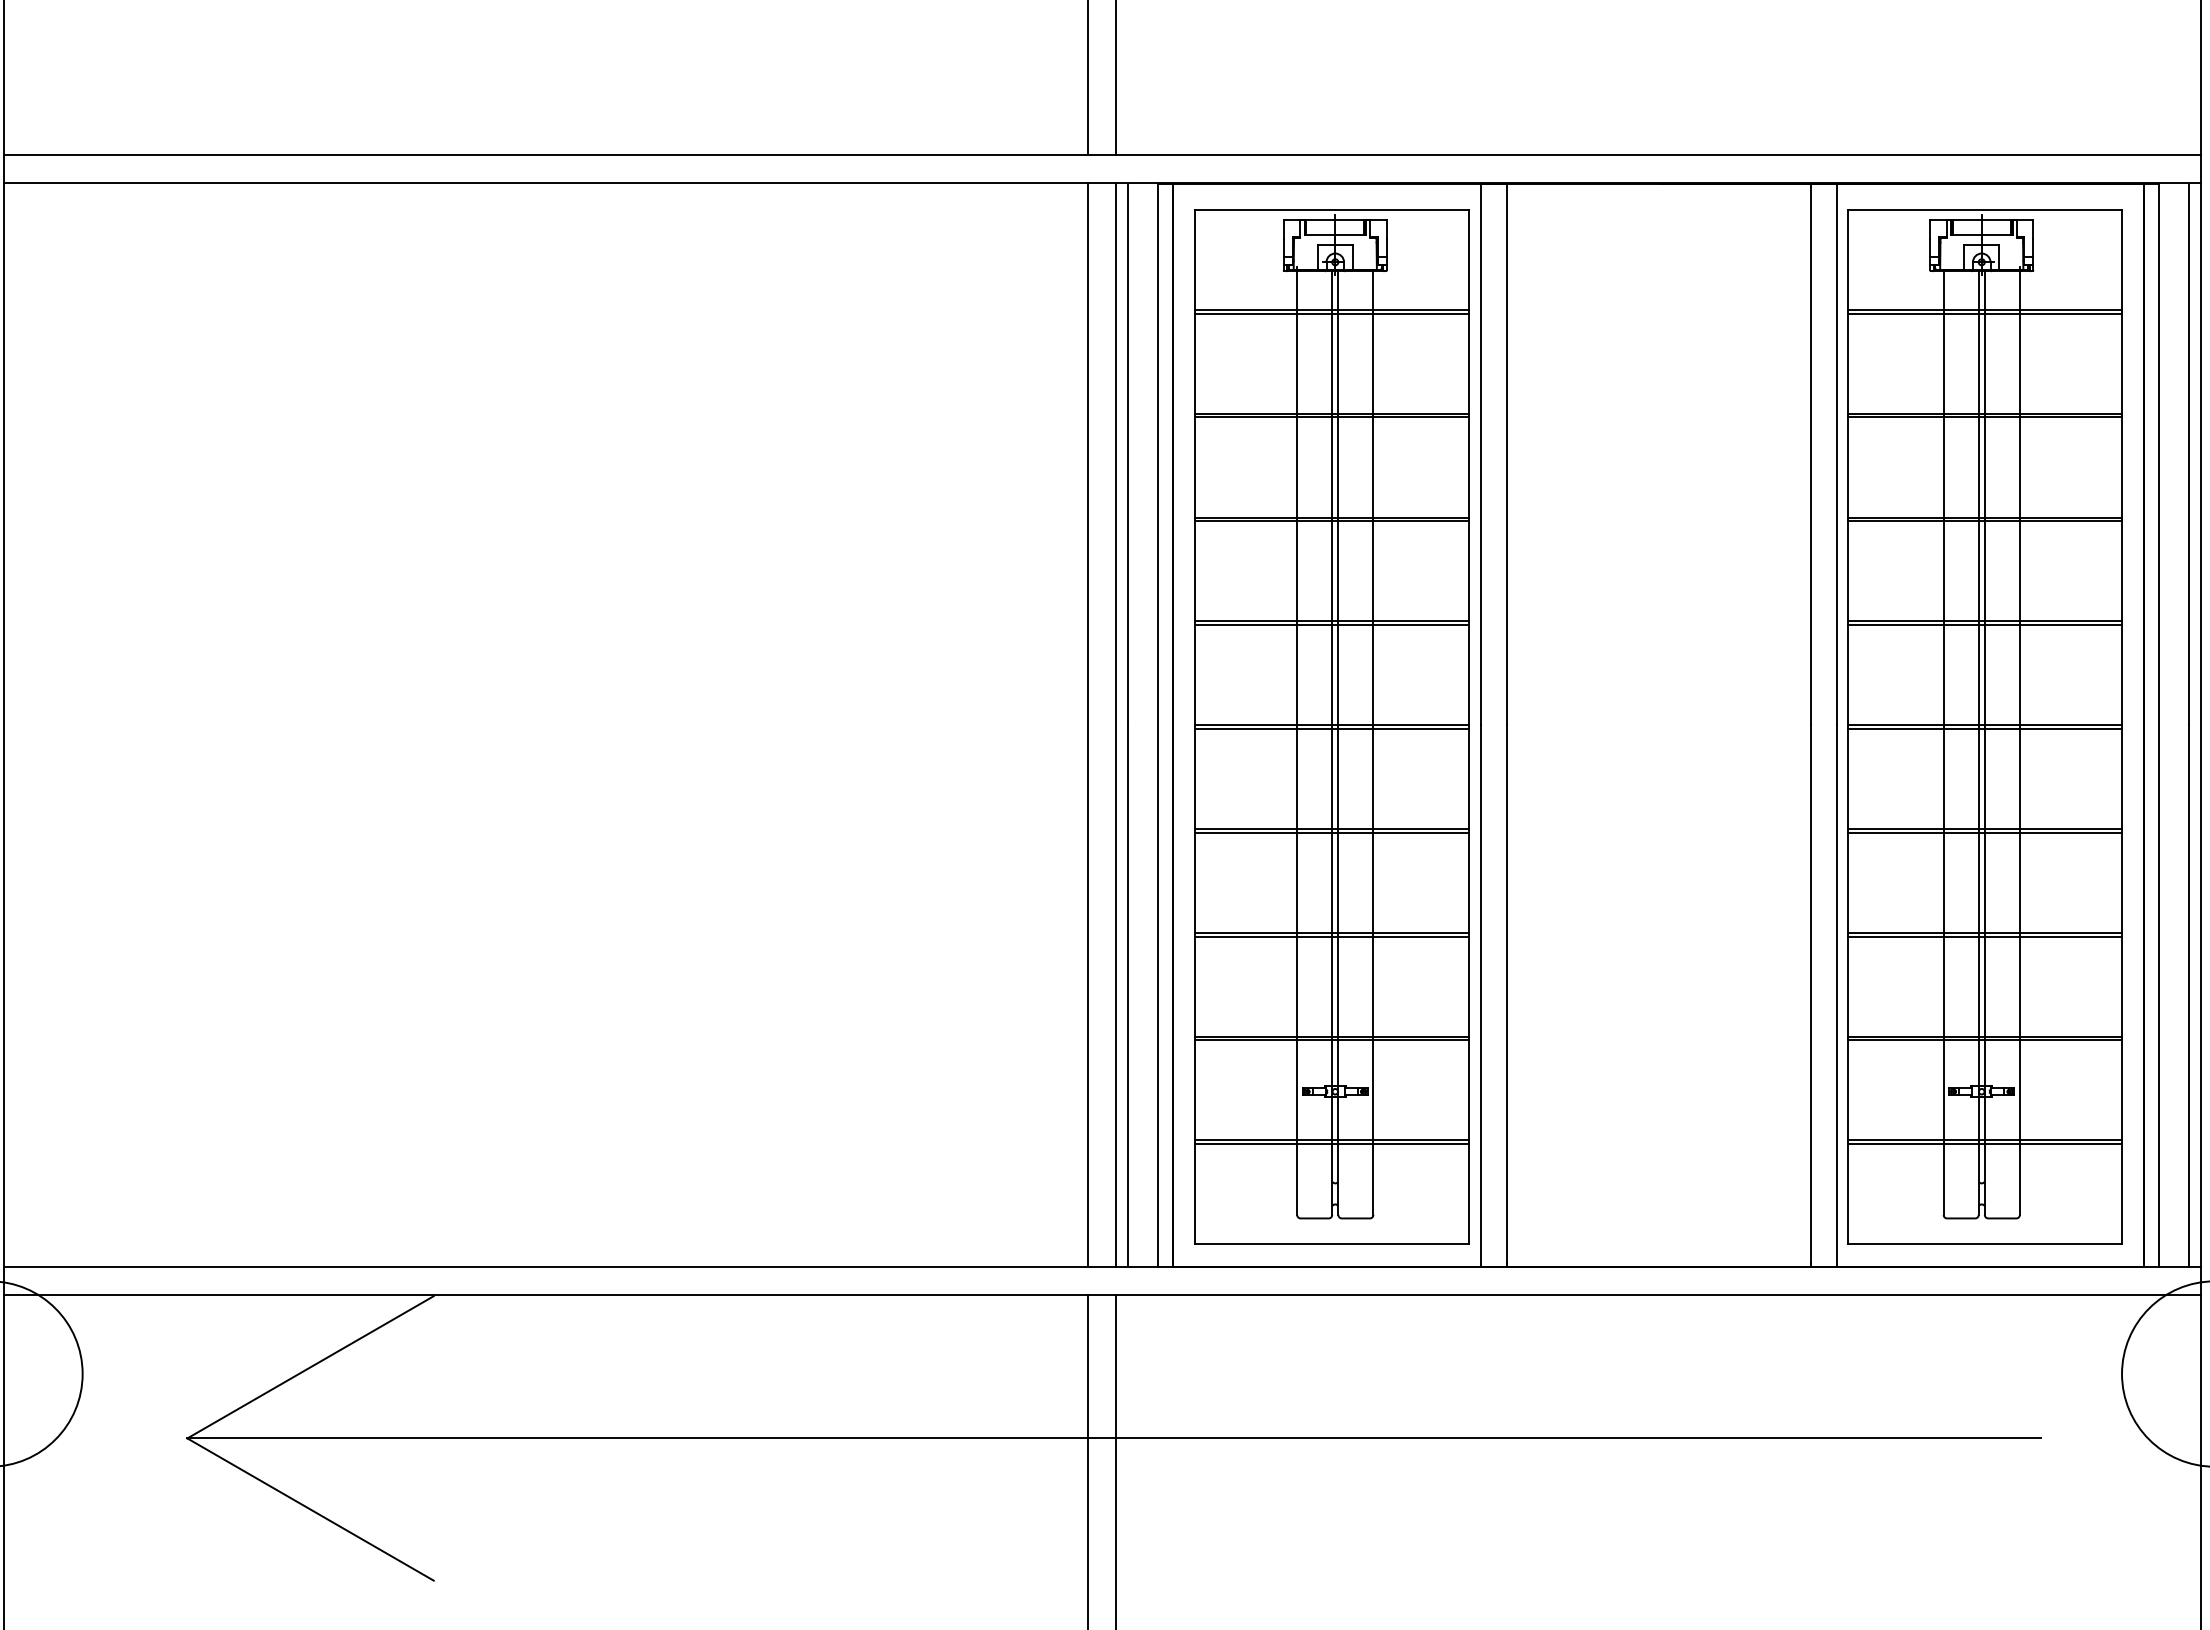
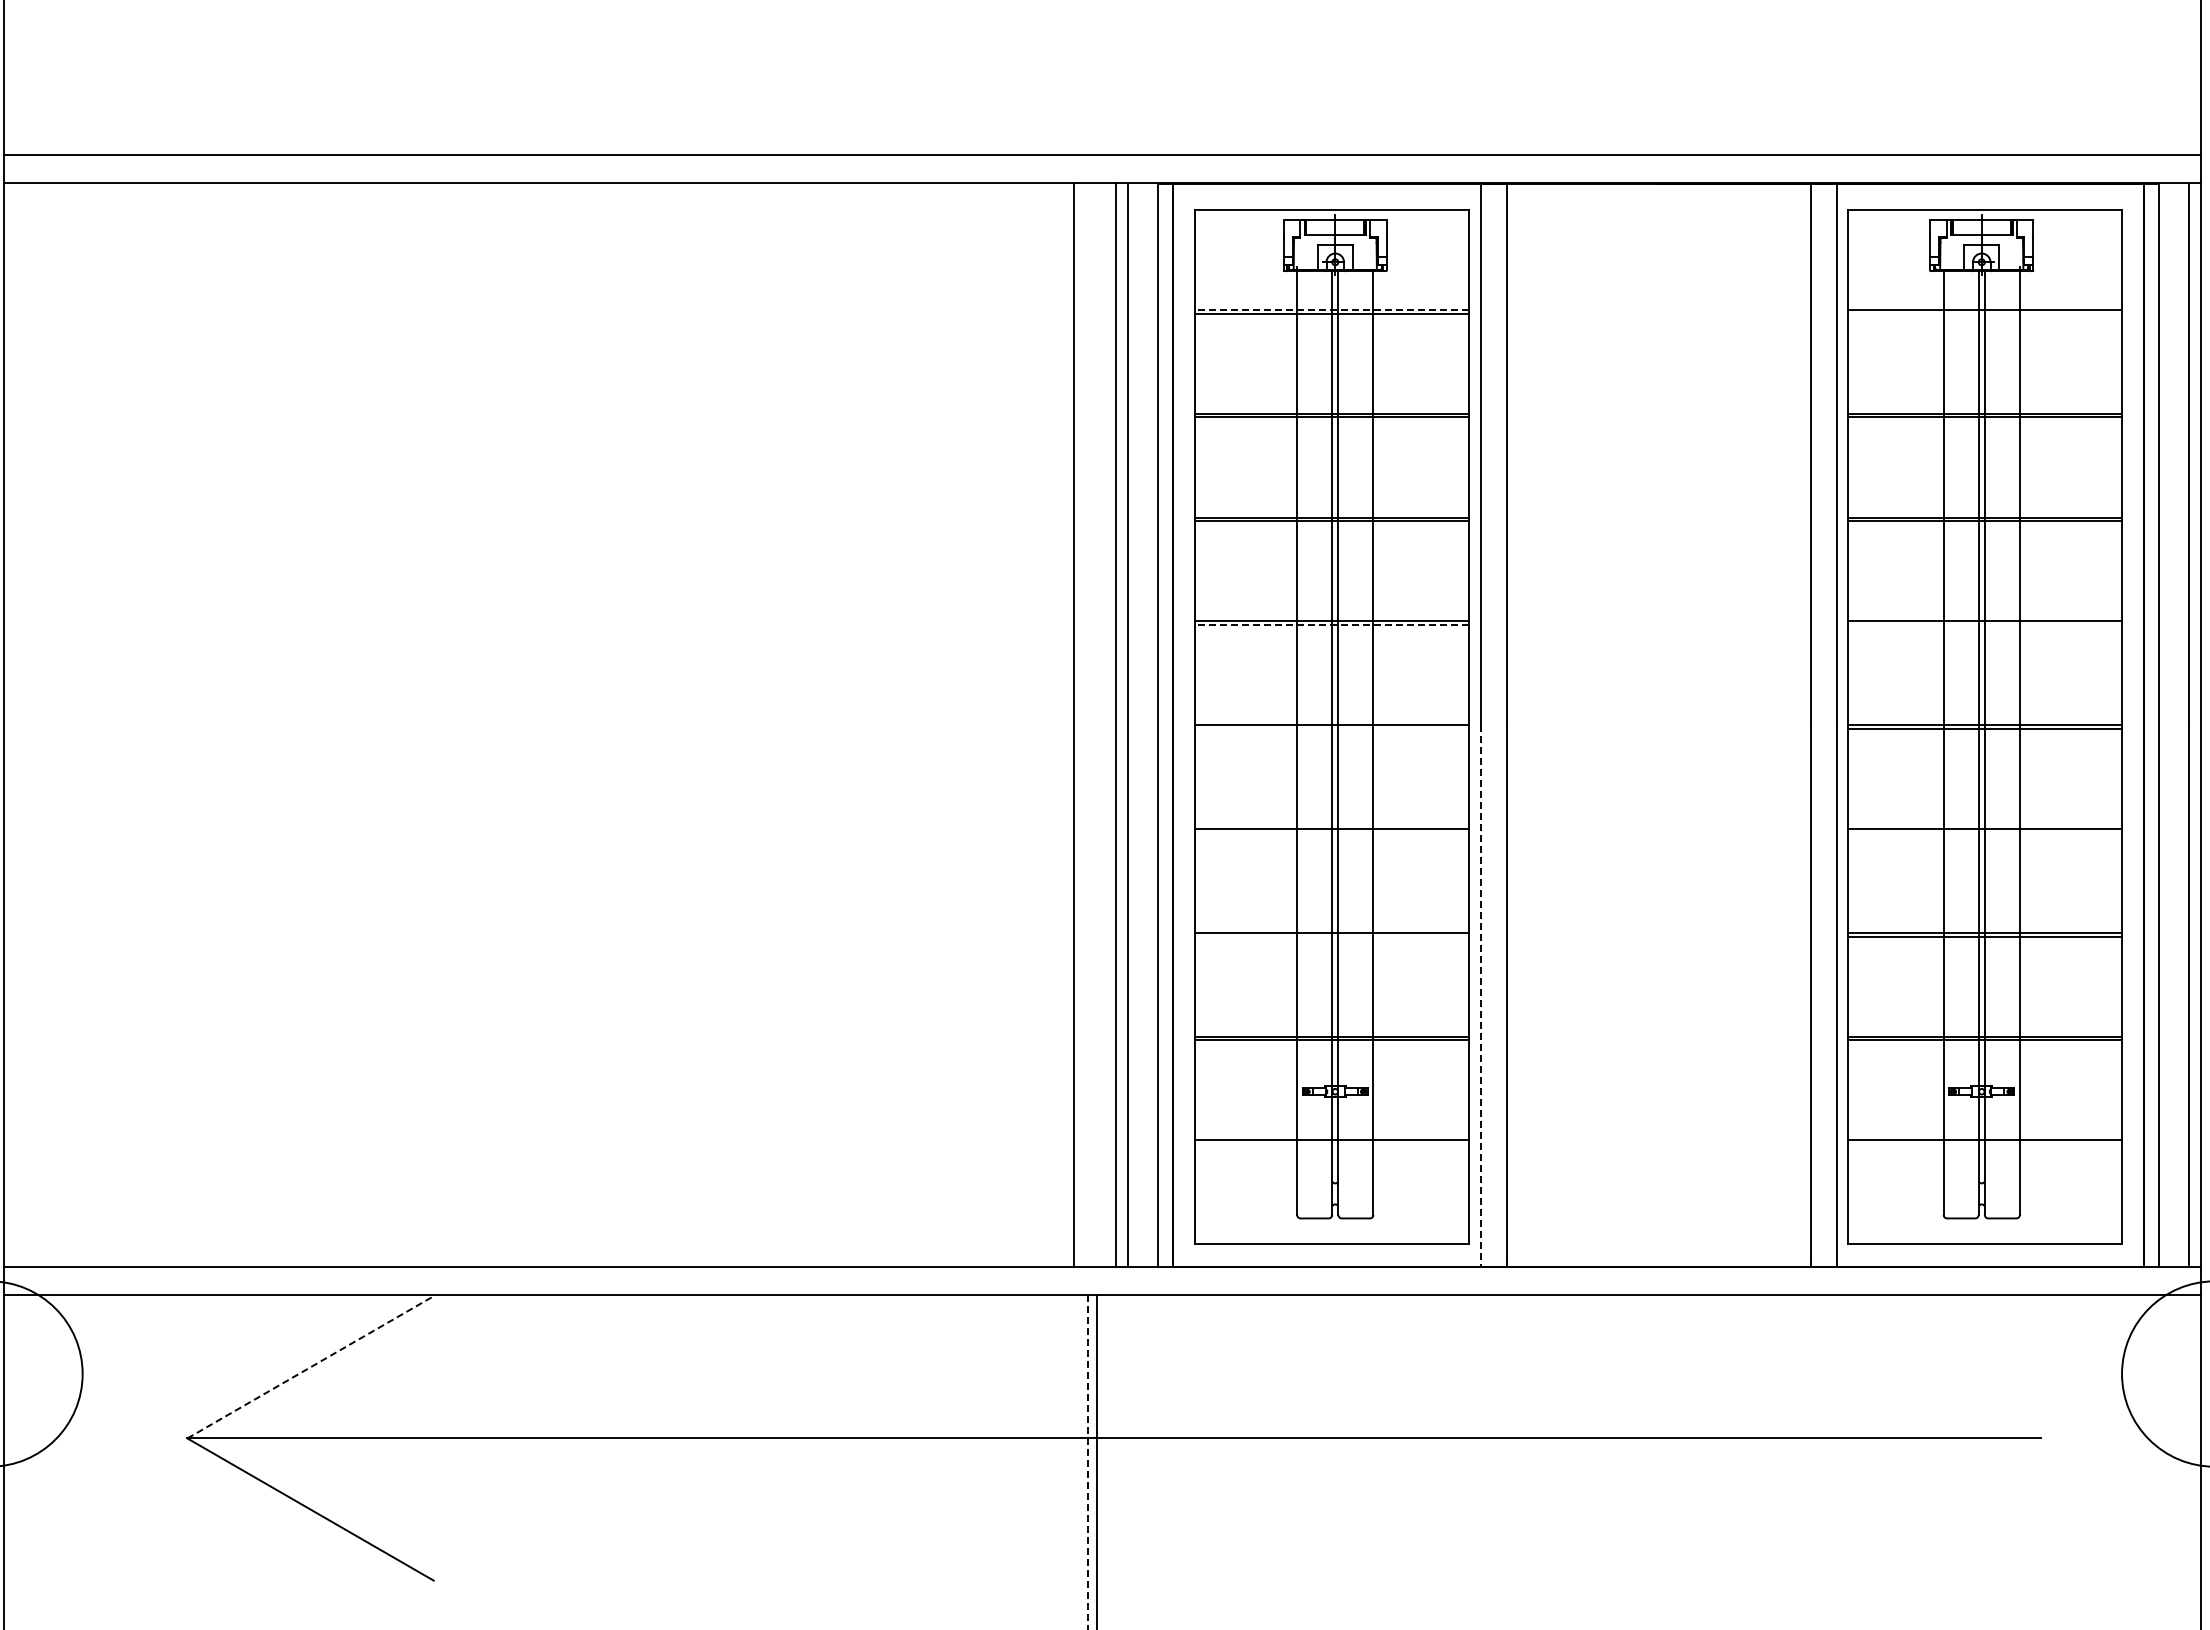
line: present -> none (1088, 78)
line: present -> none (1116, 78)
line: solid -> dashed (1331, 309)
line: present -> none (1984, 313)
line: solid -> dashed (1331, 625)
line: present -> none (1984, 625)
line position: (1088, 724) -> (1074, 724) (1074, 724)
line: present -> none (1332, 728)
line: present -> none (1332, 832)
line: present -> none (1984, 832)
line: present -> none (1332, 936)
line: solid -> dashed (1480, 995)
line: present -> none (1332, 1144)
line: present -> none (1984, 1144)
line: solid -> dashed (311, 1367)
line position: (1116, 1460) -> (1097, 1460) (1097, 1460)
line: solid -> dashed (1088, 1462)
